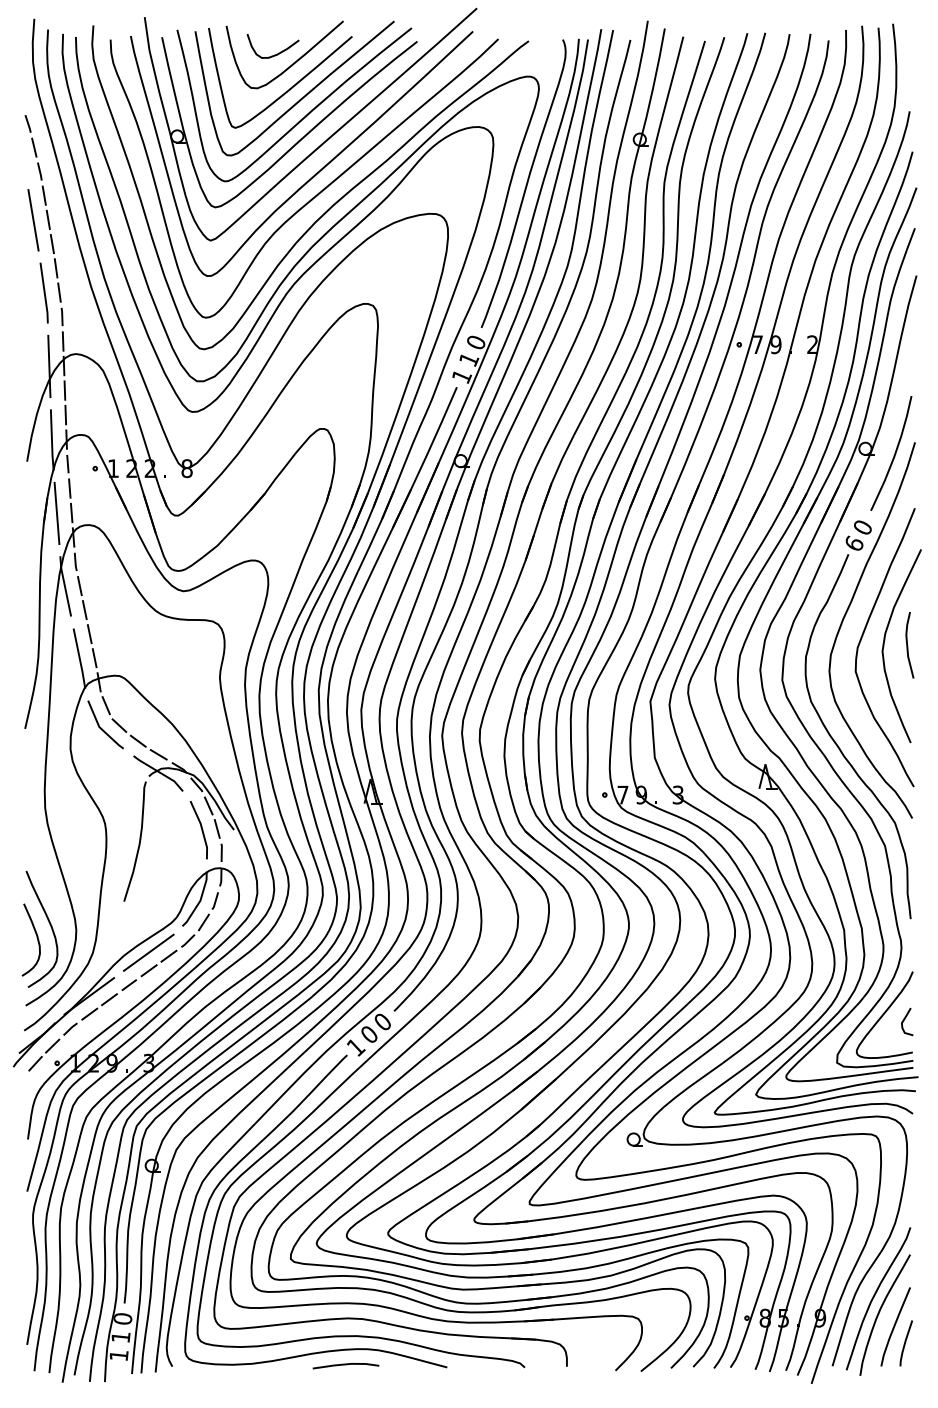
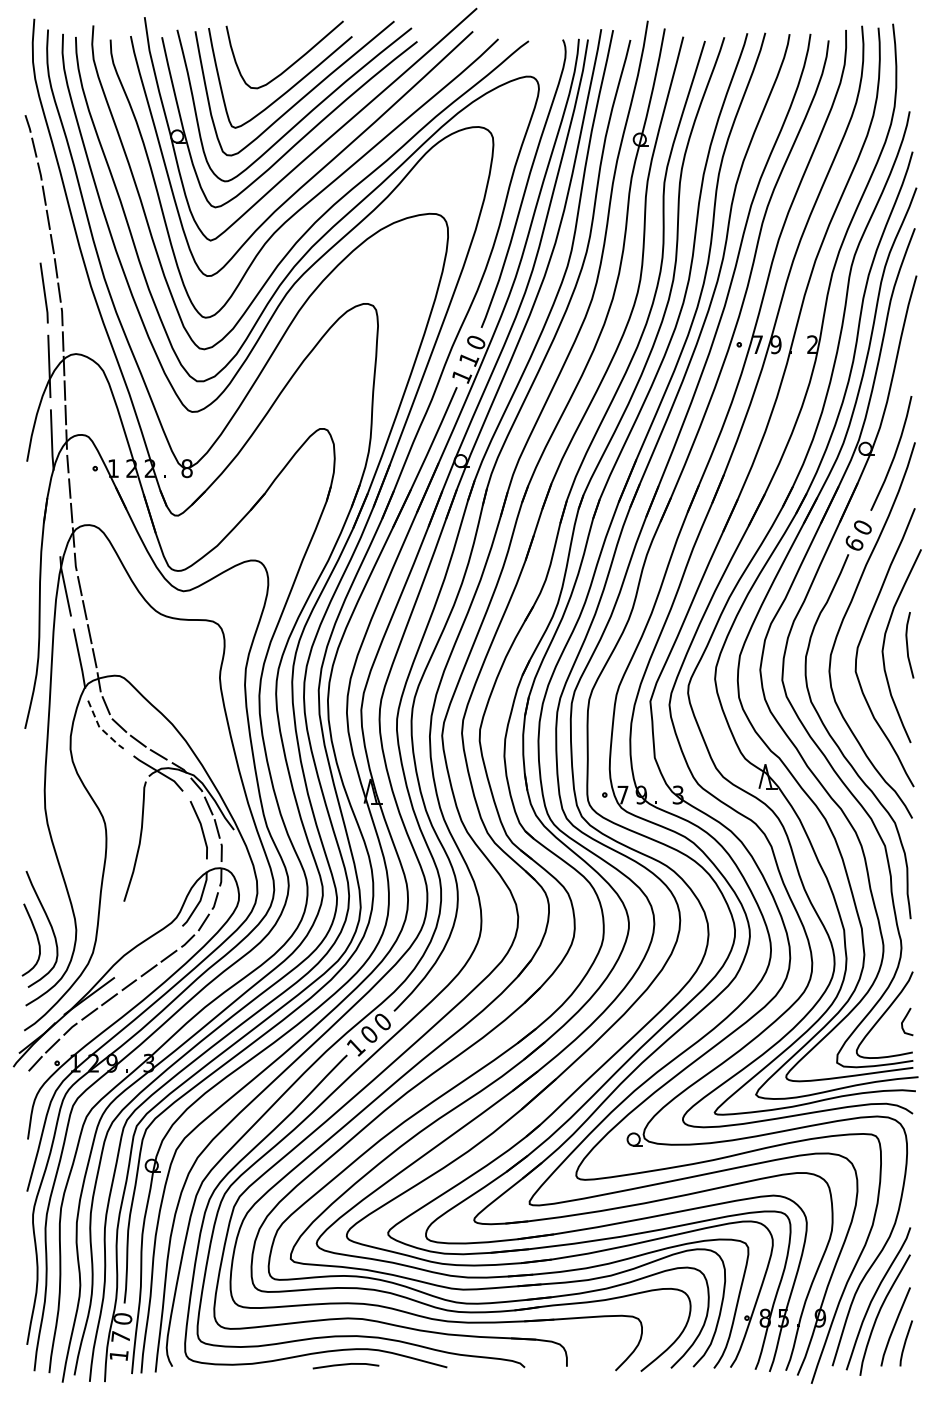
curve: present -> none (274, 54)
line: present -> none (33, 220)
line: present -> none (56, 513)
line: solid -> dashed (100, 728)
line: present -> none (148, 952)
text: 1 -> 7 (120, 1336)
